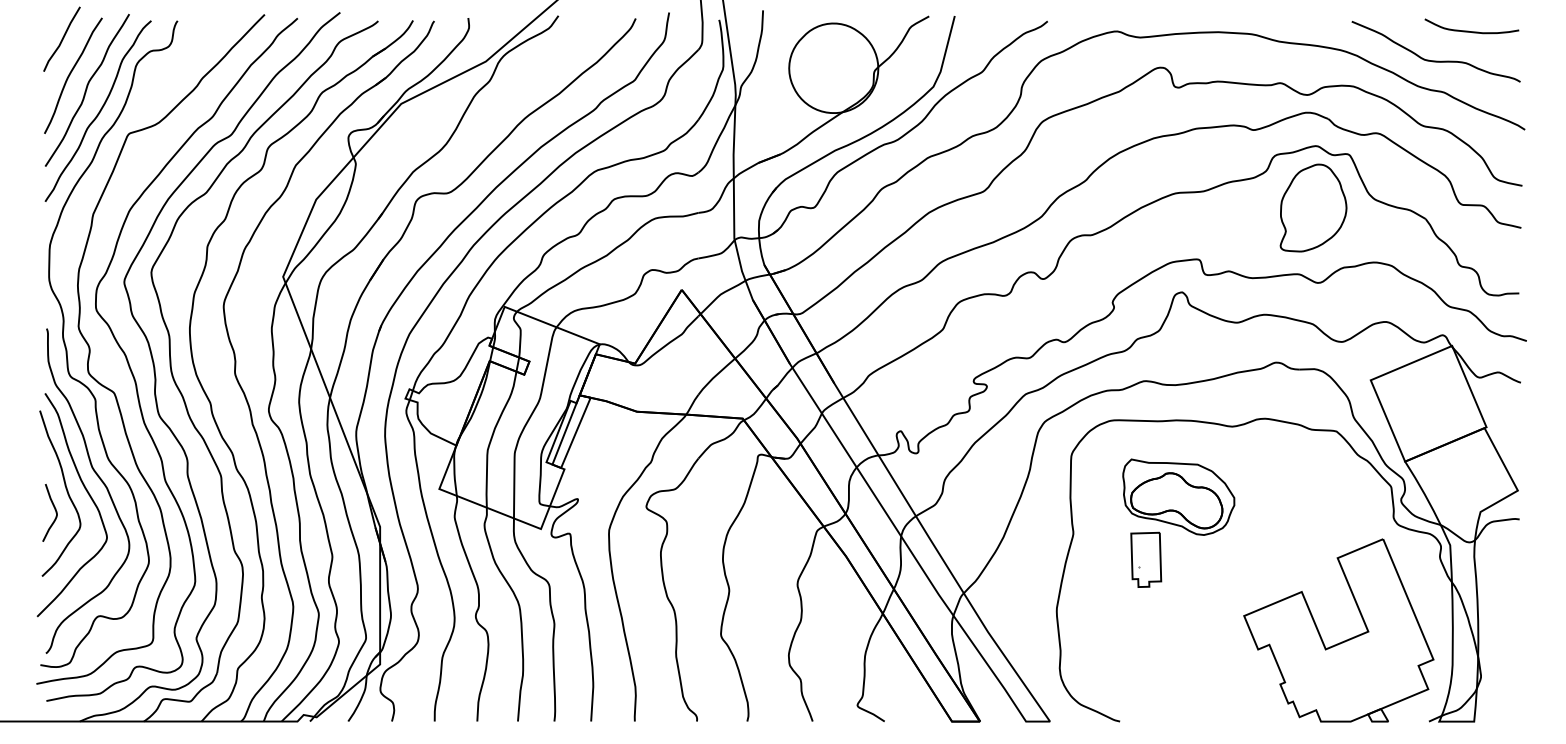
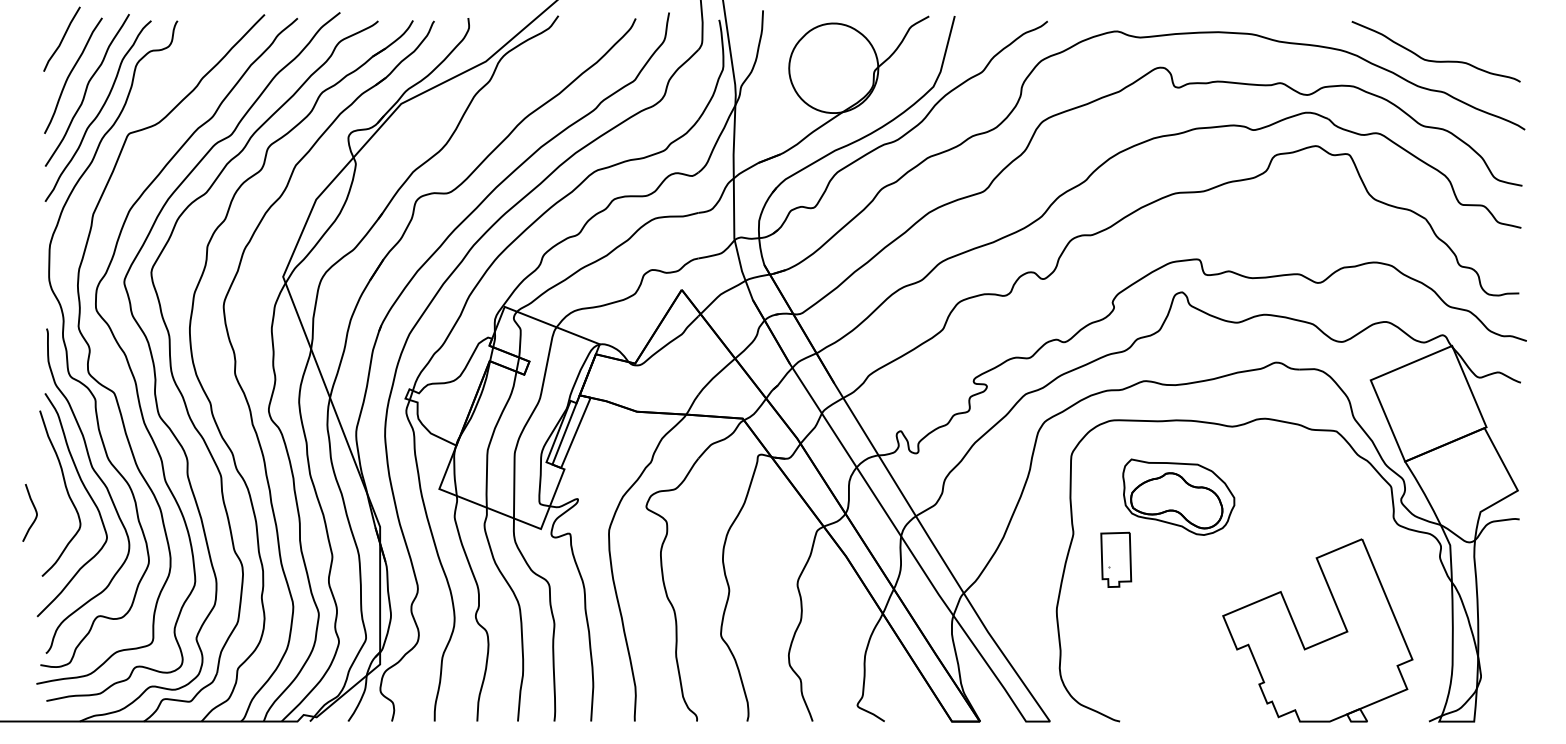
curve: present -> none (1468, 30)
part: present -> none (1313, 207)
curve position: (54, 509) -> (34, 509) (34, 509)
part position: (1146, 559) -> (1116, 559) (1116, 559)
part position: (1341, 641) -> (1320, 641) (1320, 641)
